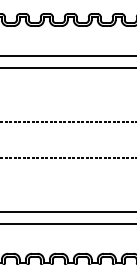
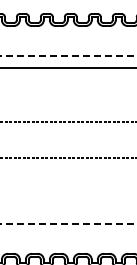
line: solid -> dashed (68, 56)
line: present -> none (67, 211)
line: solid -> dashed (68, 223)
